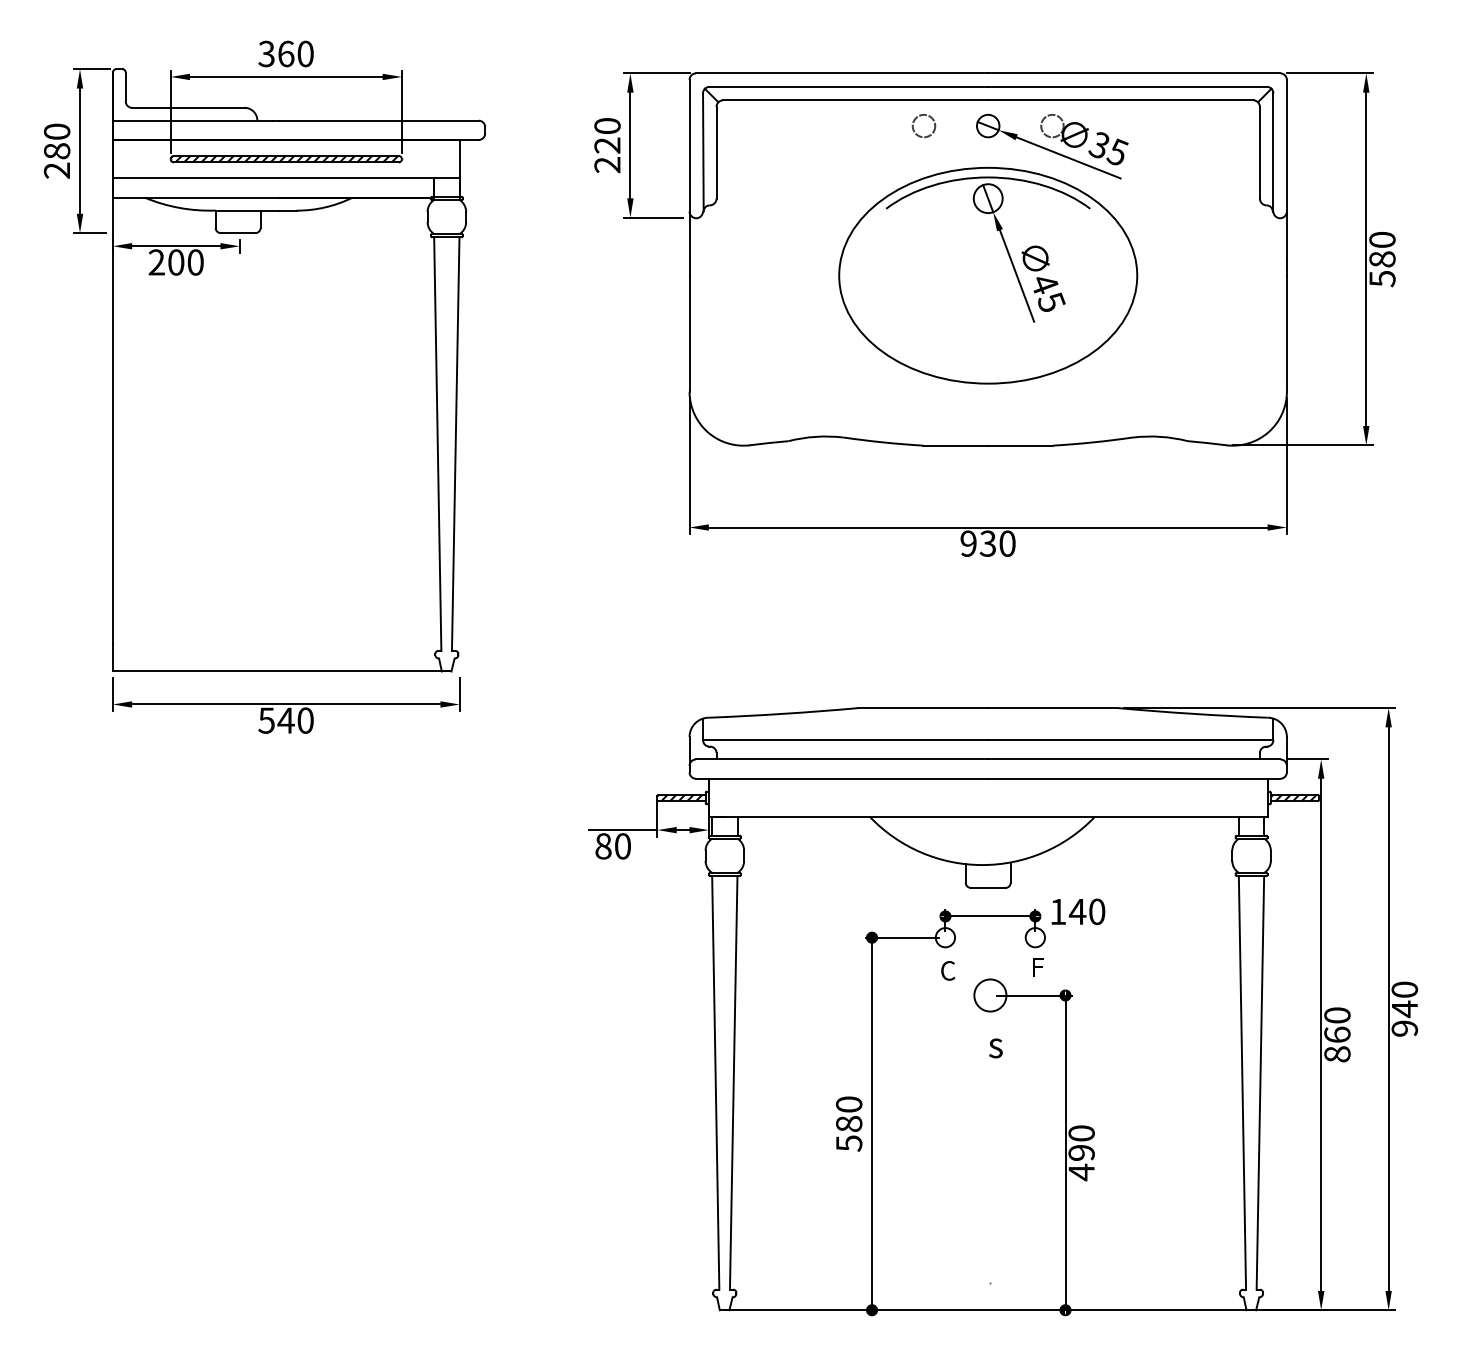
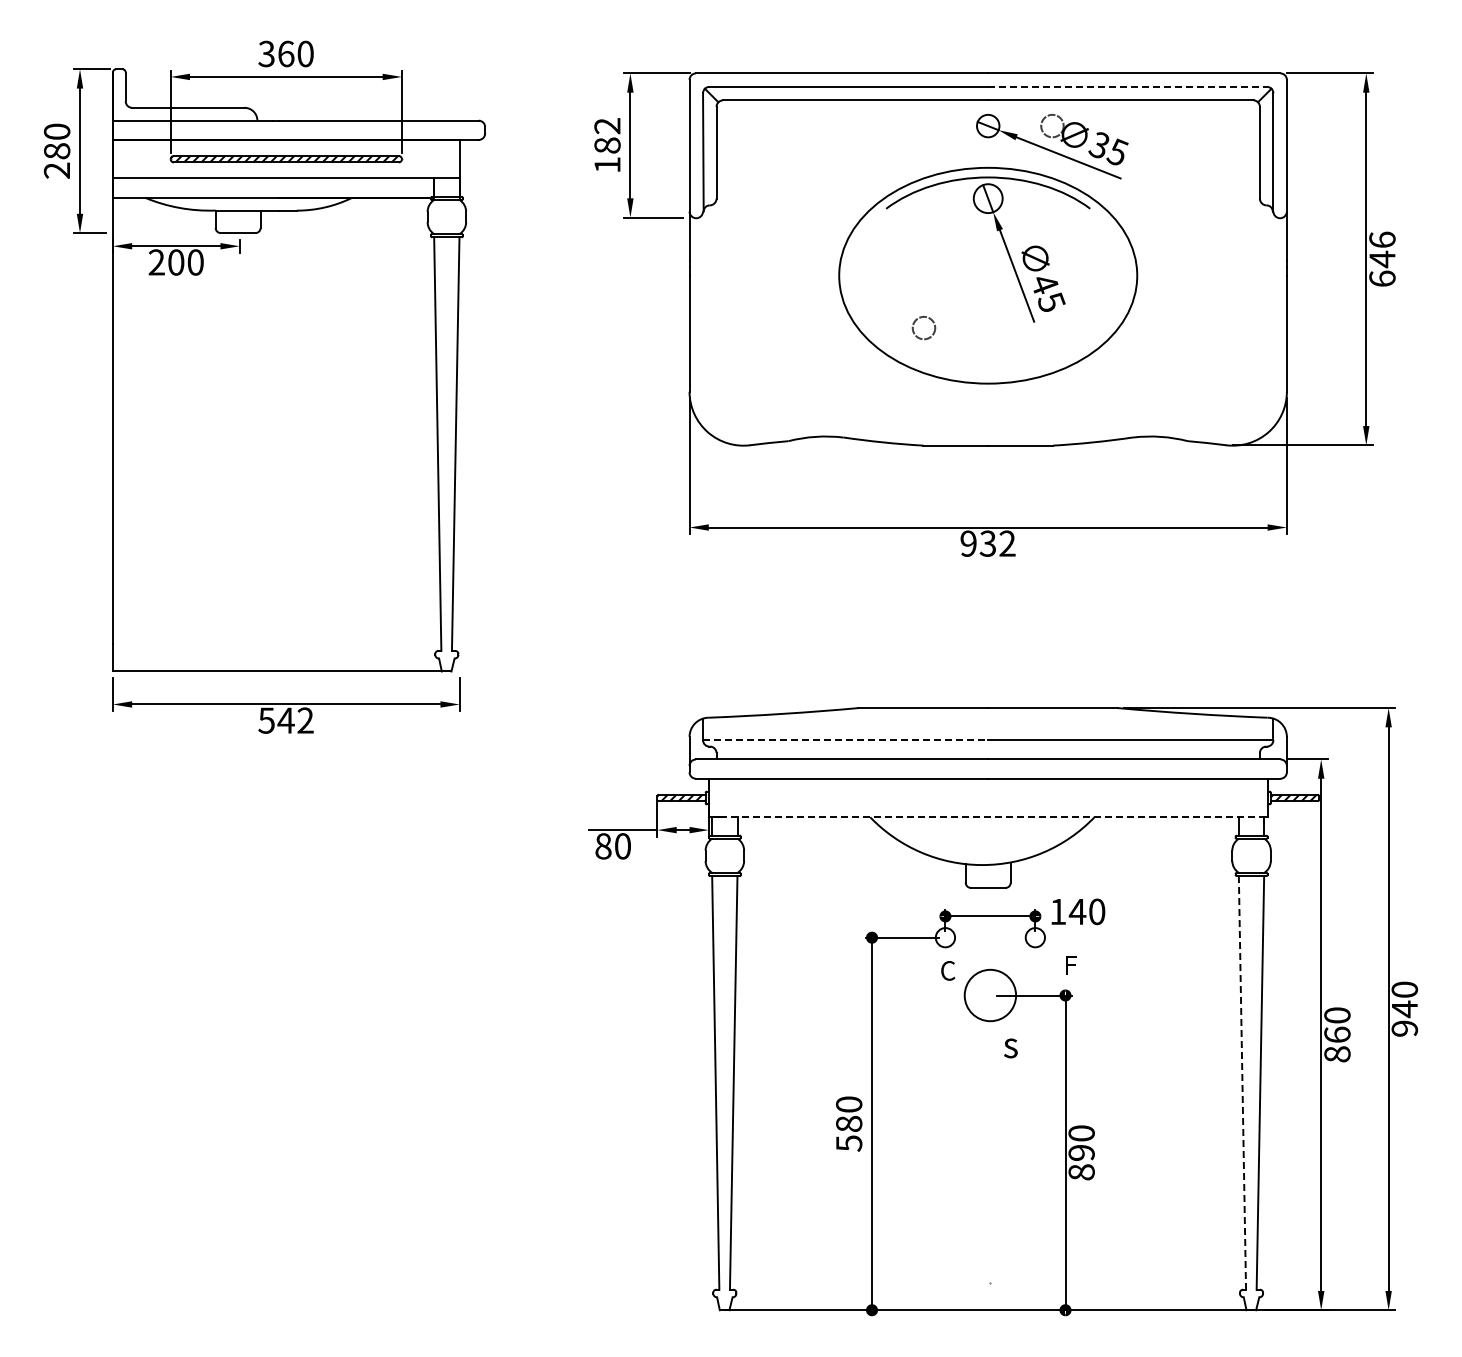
line: solid -> dashed (1128, 86)
circle position: (923, 126) -> (923, 328) (923, 328)
text: 220 -> 182 (607, 145)
text: 580 -> 646 (1382, 259)
text: 930 -> 932 (1007, 543)
text: 540 -> 542 (305, 720)
line: solid -> dashed (845, 740)
line: solid -> dashed (988, 817)
text position: (1038, 967) -> (1071, 965) (1071, 965)
circle diameter: 32 px -> 51 px (990, 995)
text position: (995, 1048) -> (1010, 1048) (1010, 1048)
line: solid -> dashed (1242, 1082)
text: 490 -> 890 (1081, 1172)
